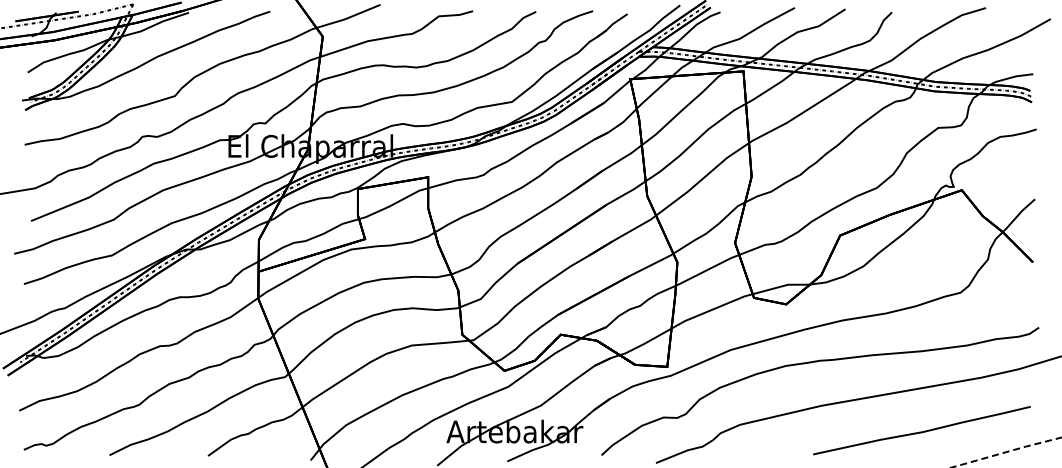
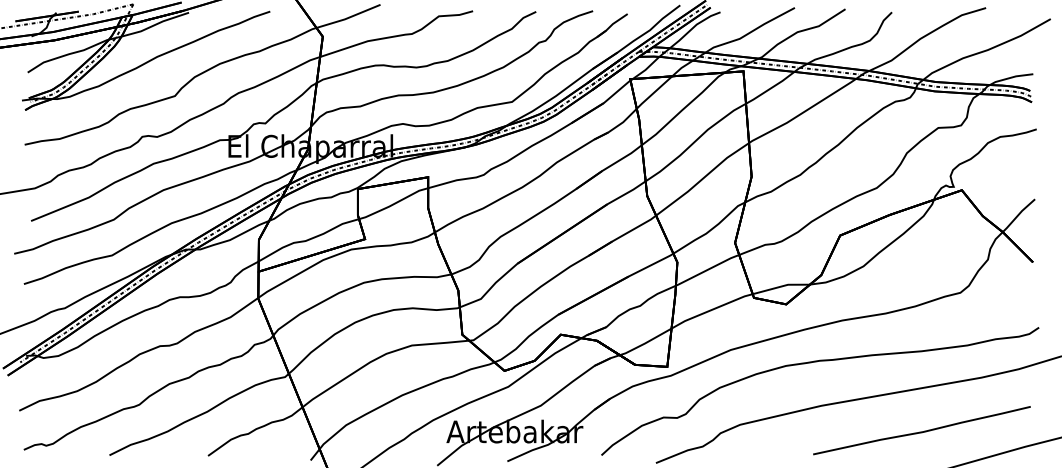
line: dashed -> solid (1007, 451)
